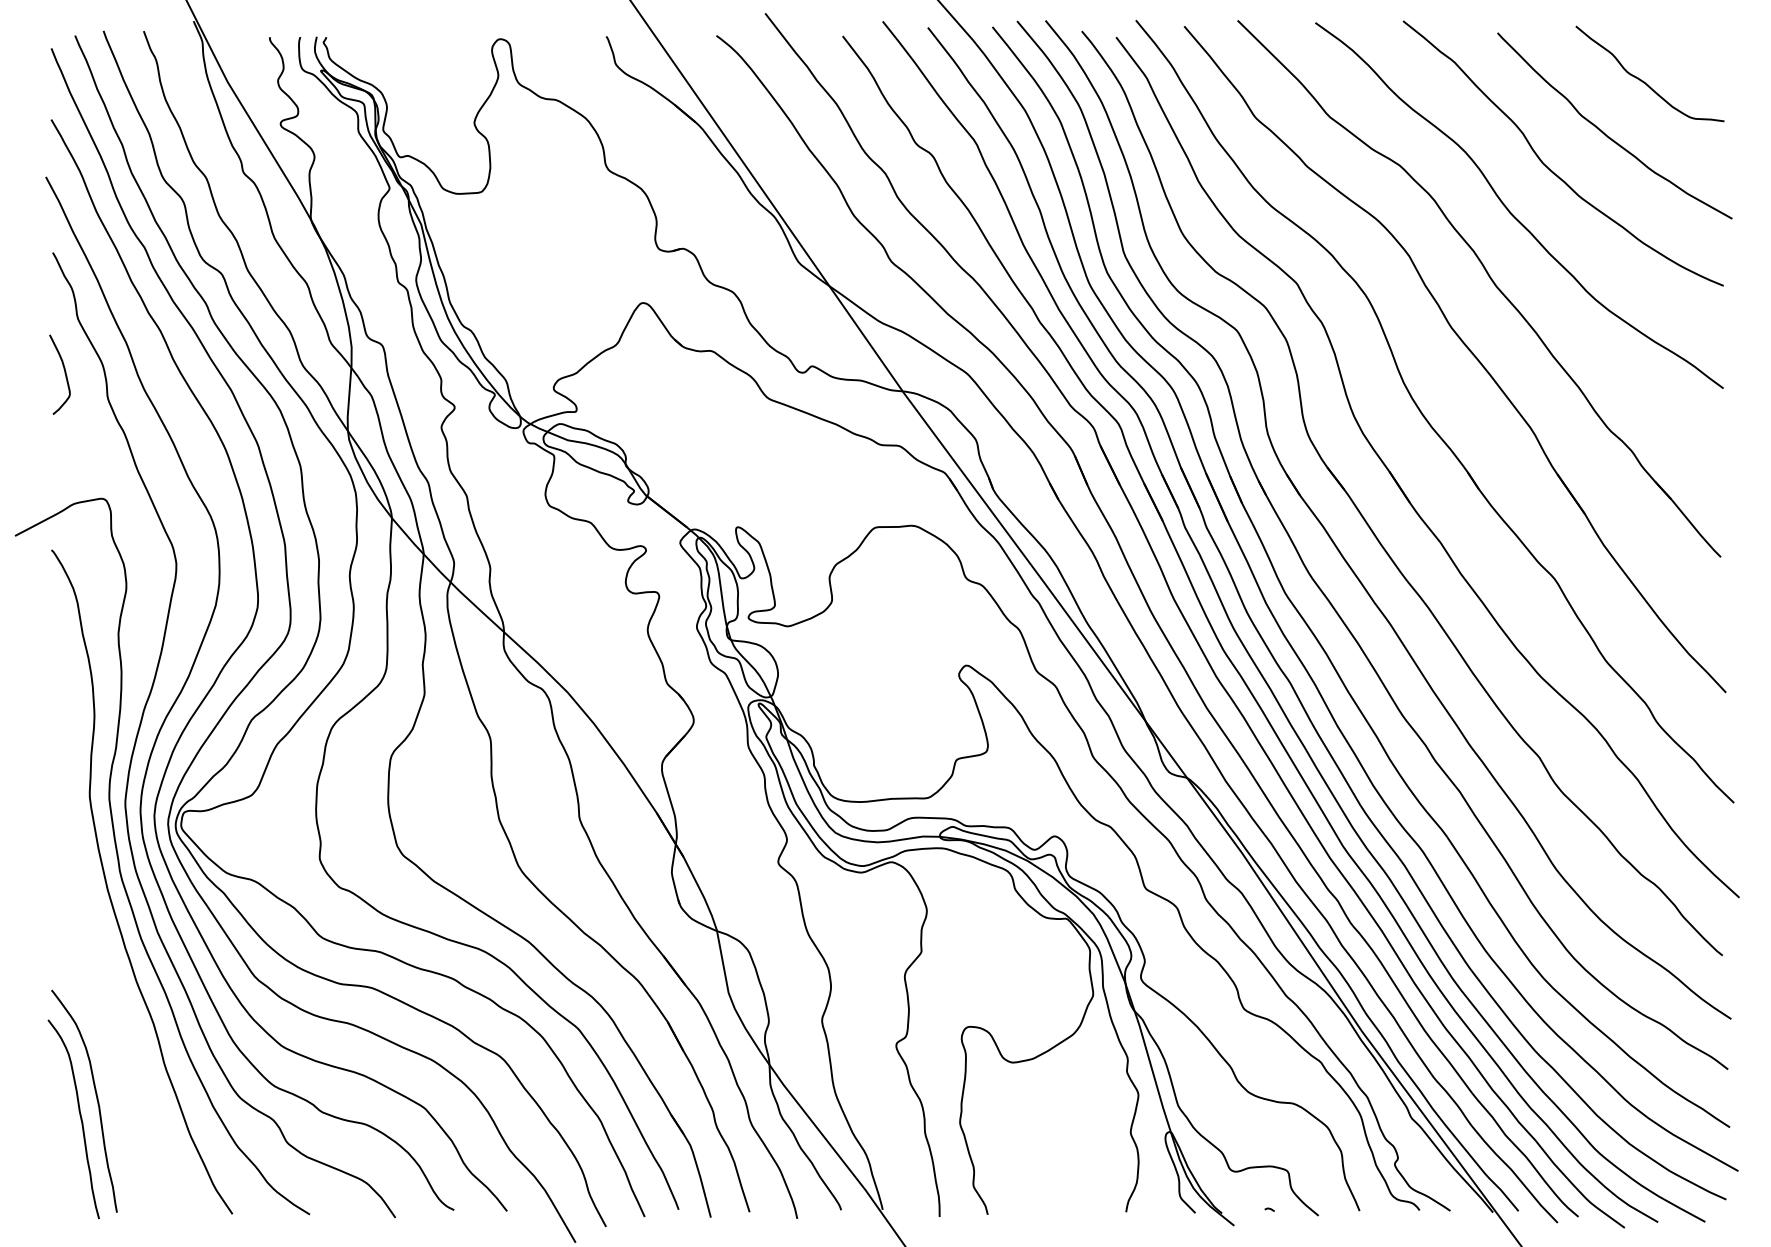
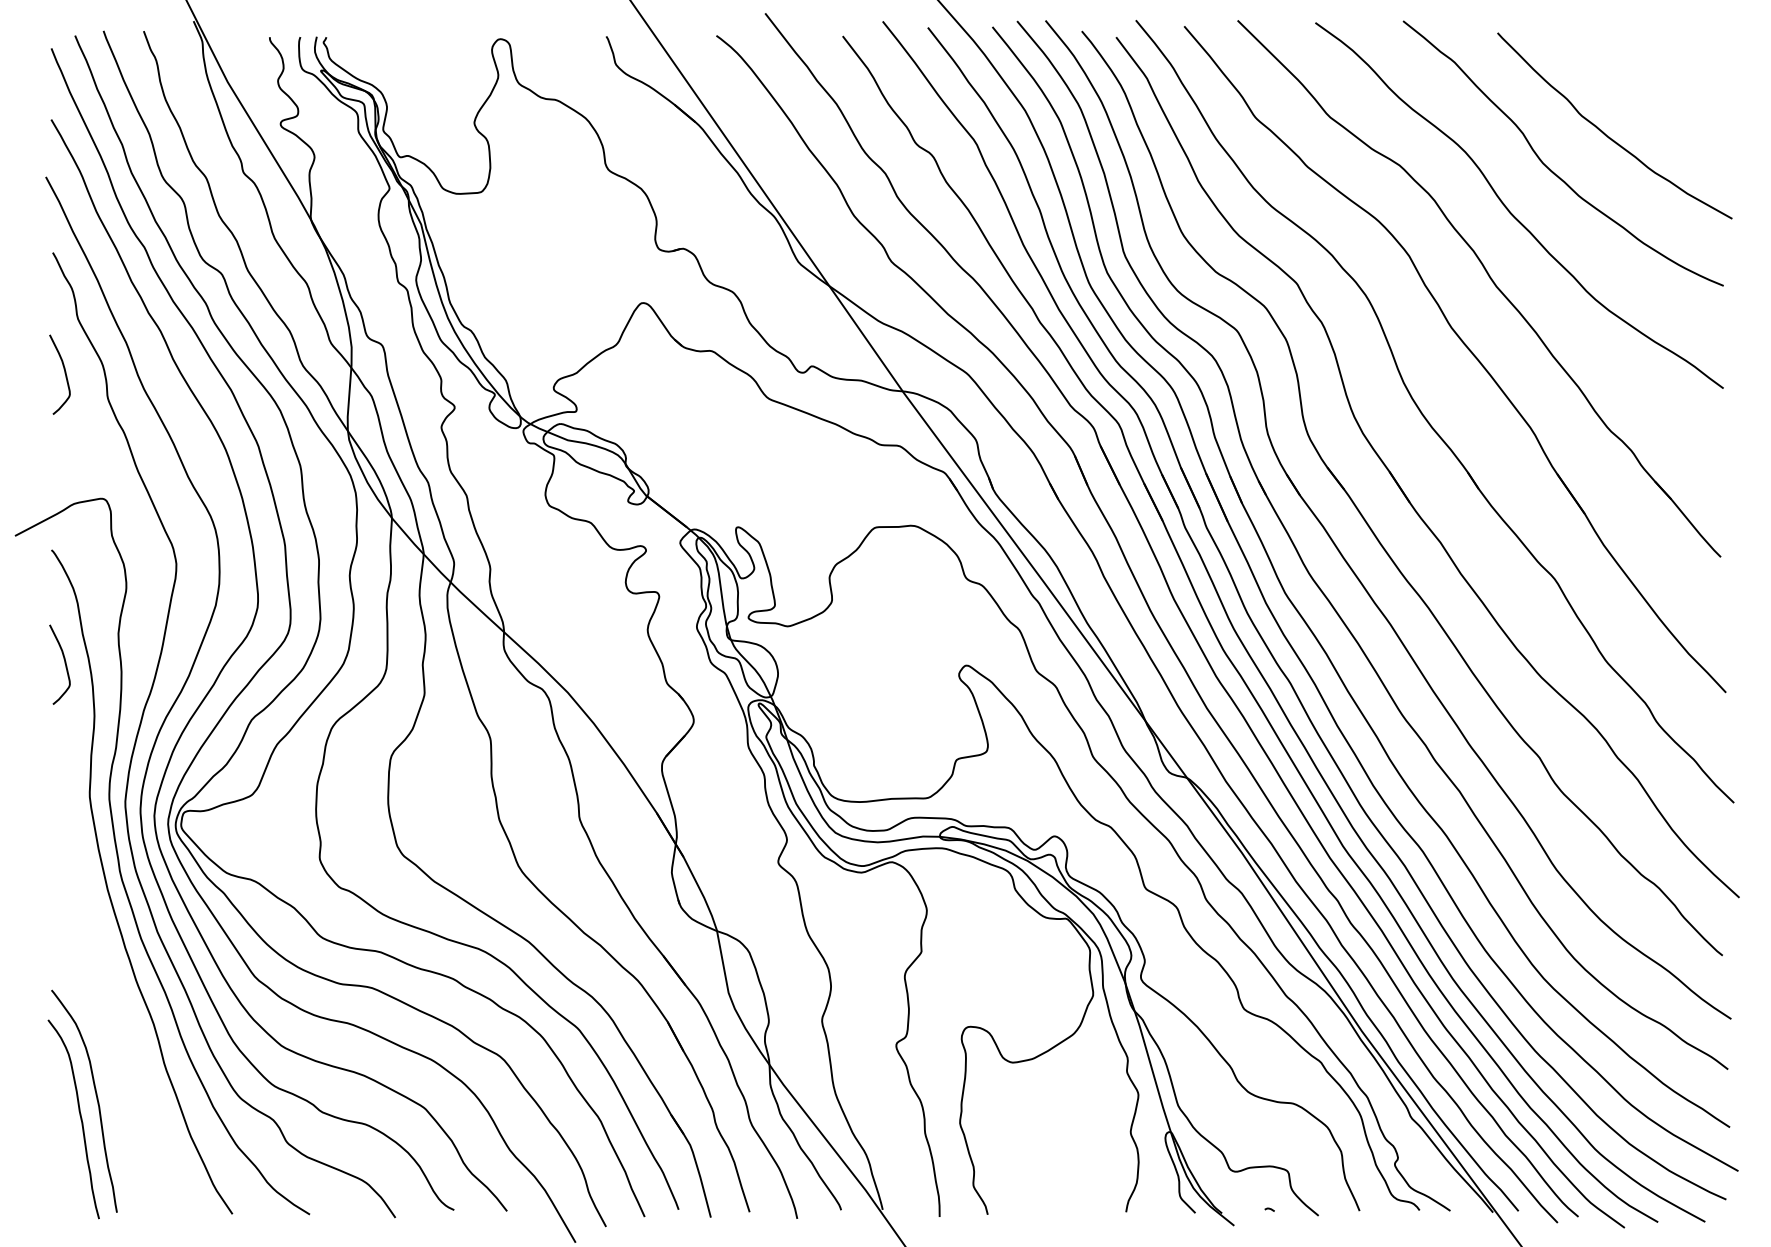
curve: present -> none (1643, 80)
curve: none -> present (64, 663)
